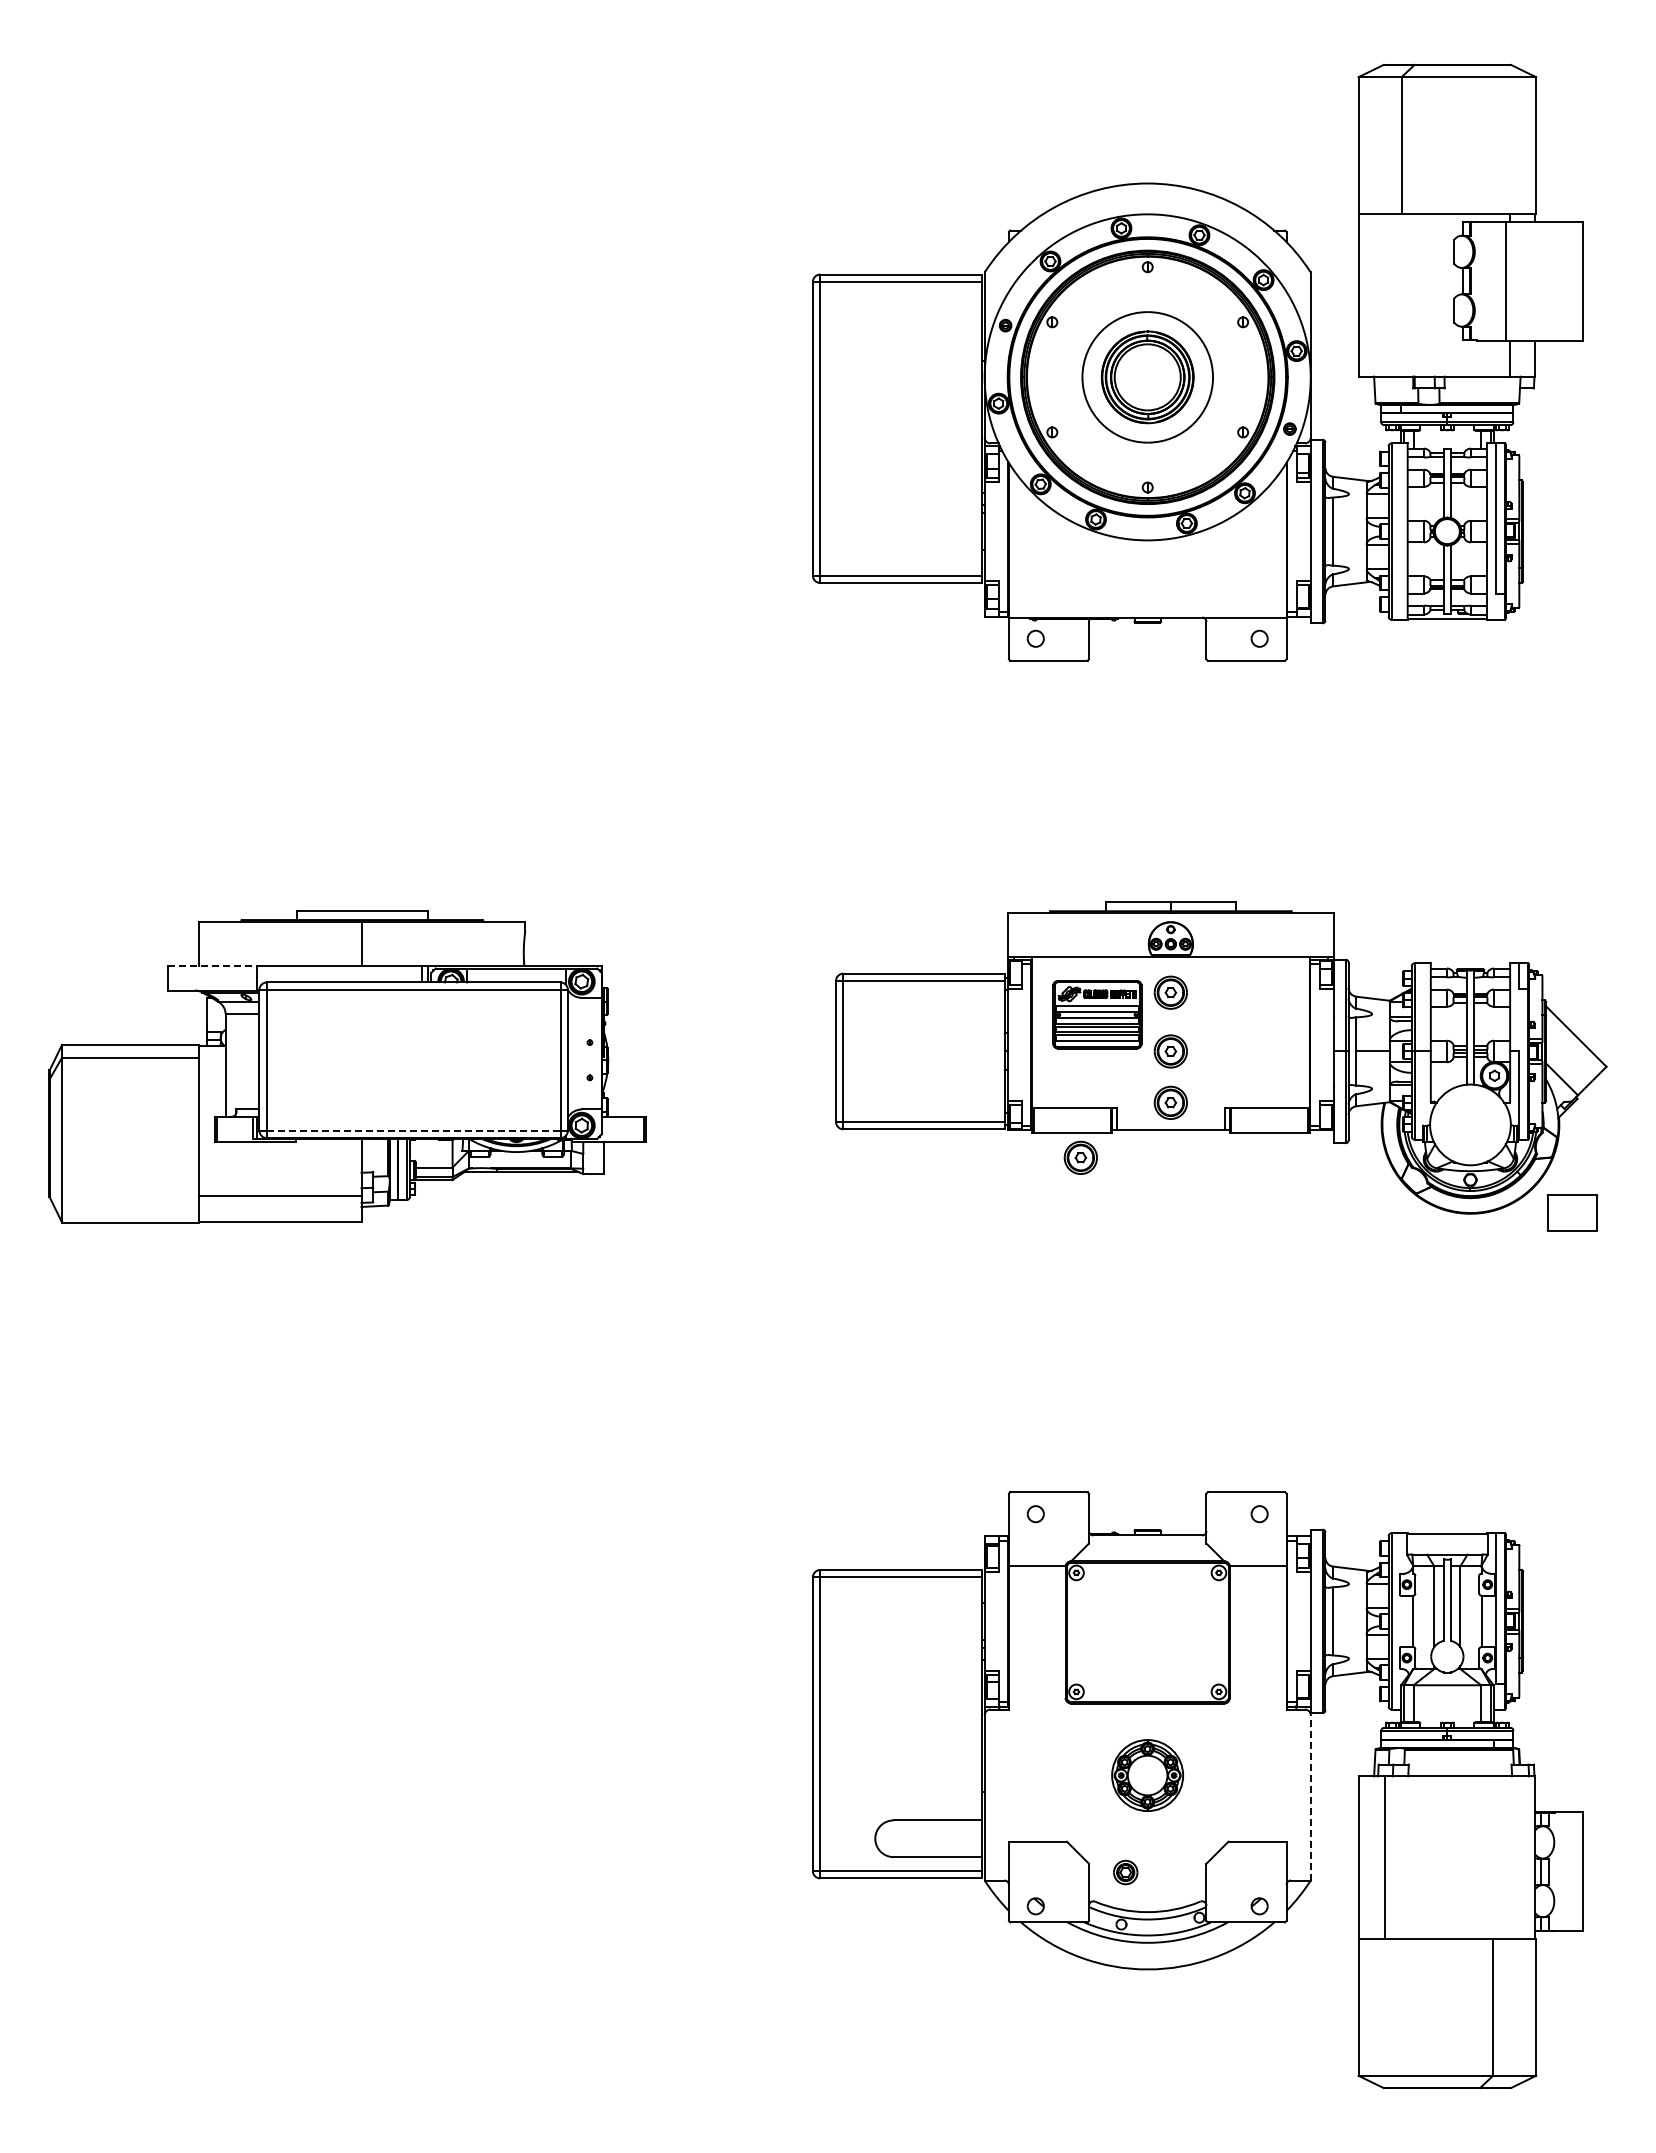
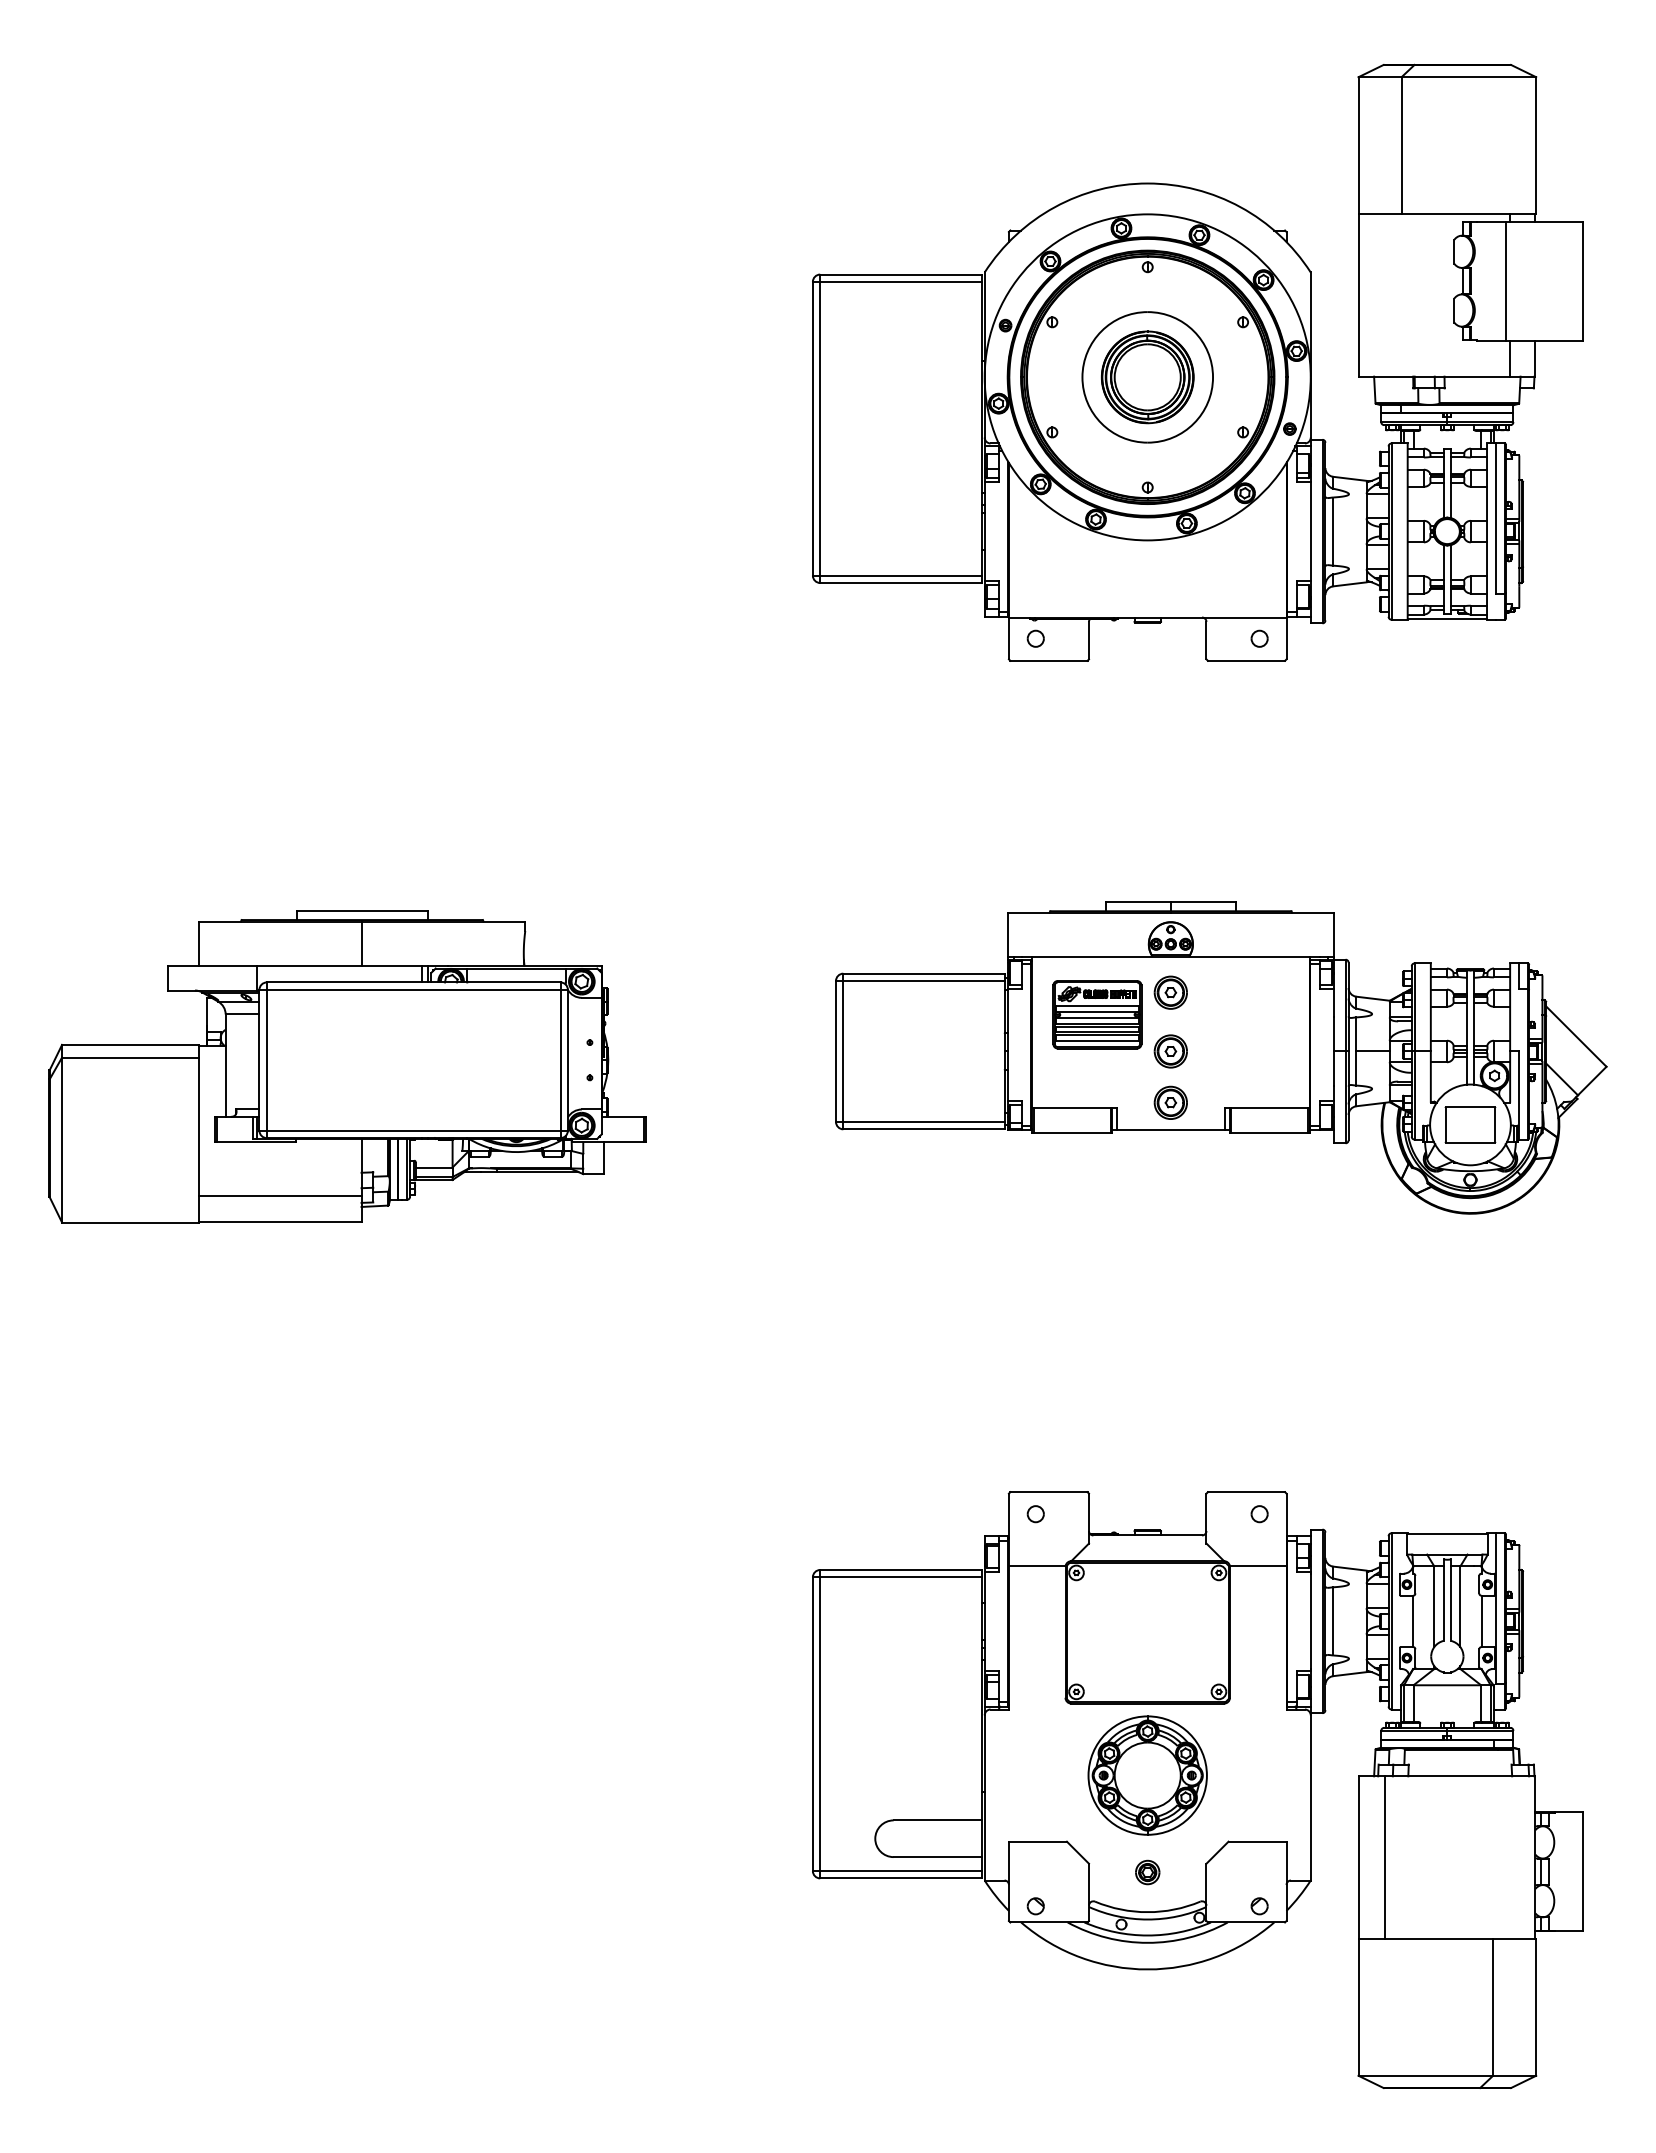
line: dashed -> solid (213, 965)
line: dashed -> solid (413, 1130)
part: present -> none (1080, 1157)
part position: (1572, 1212) -> (1470, 1124) (1470, 1124)
part size: 74x73 px -> 121x121 px (1147, 1775)
line: dashed -> solid (1310, 1797)
part position: (1125, 1872) -> (1147, 1872) (1147, 1872)
